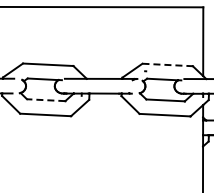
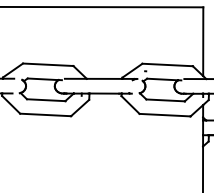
line: dashed -> solid (168, 65)
line: dashed -> solid (45, 100)
